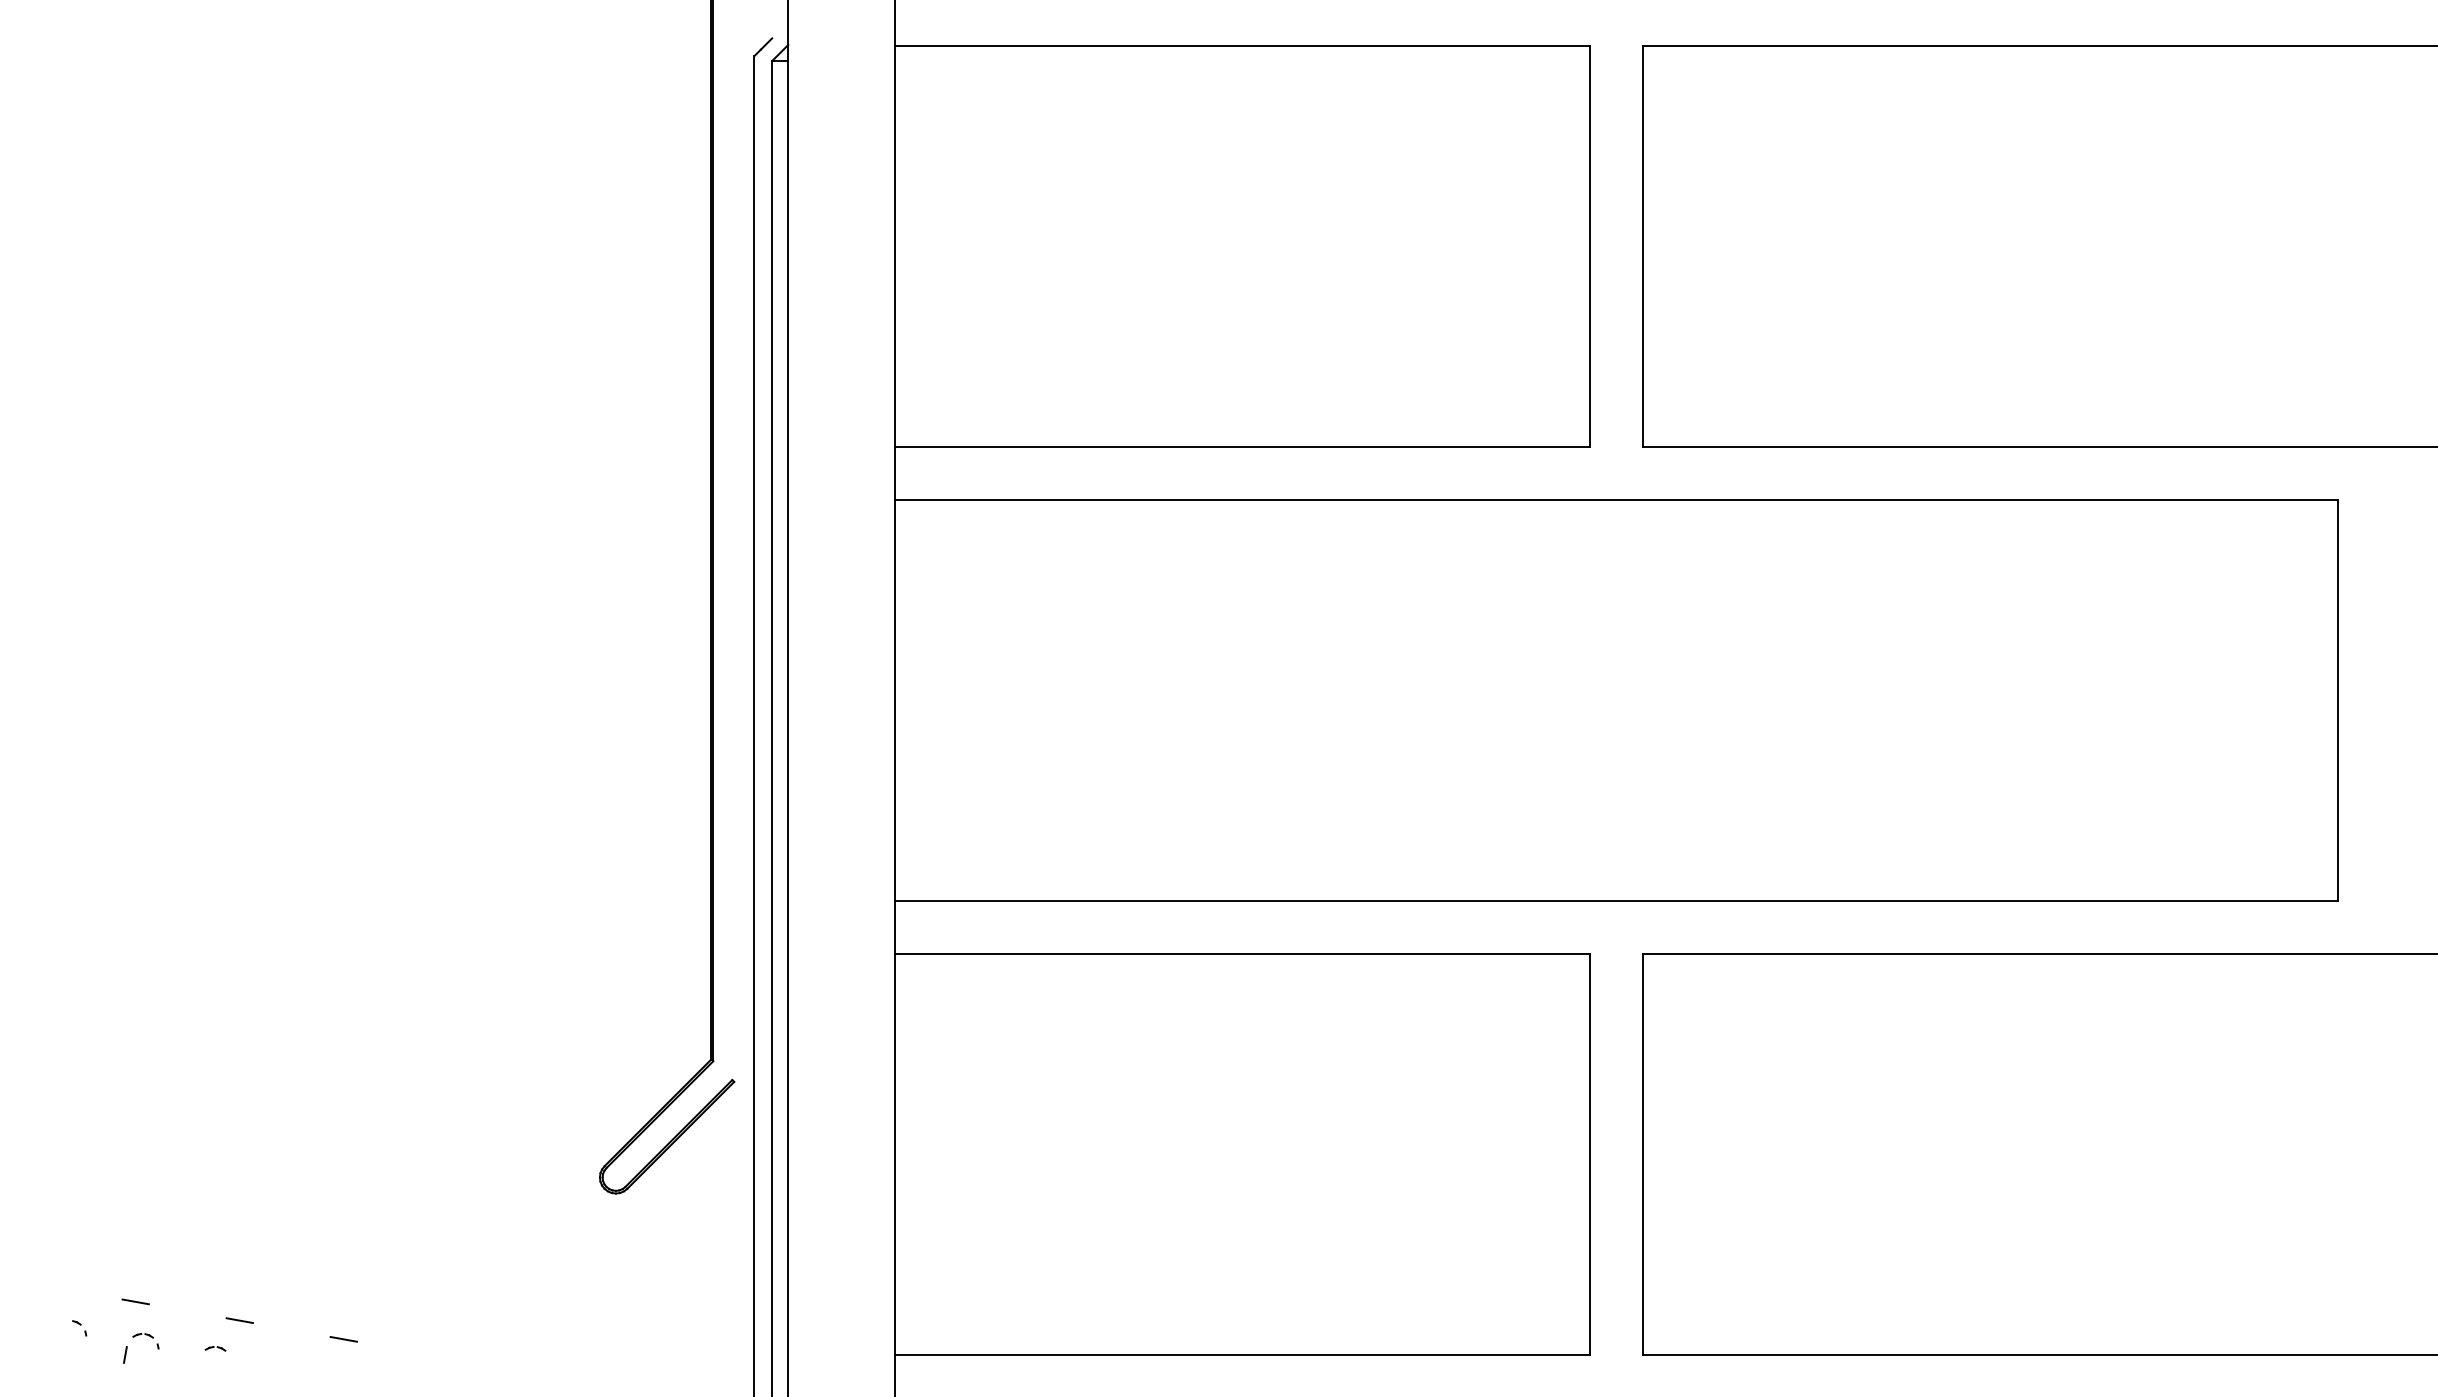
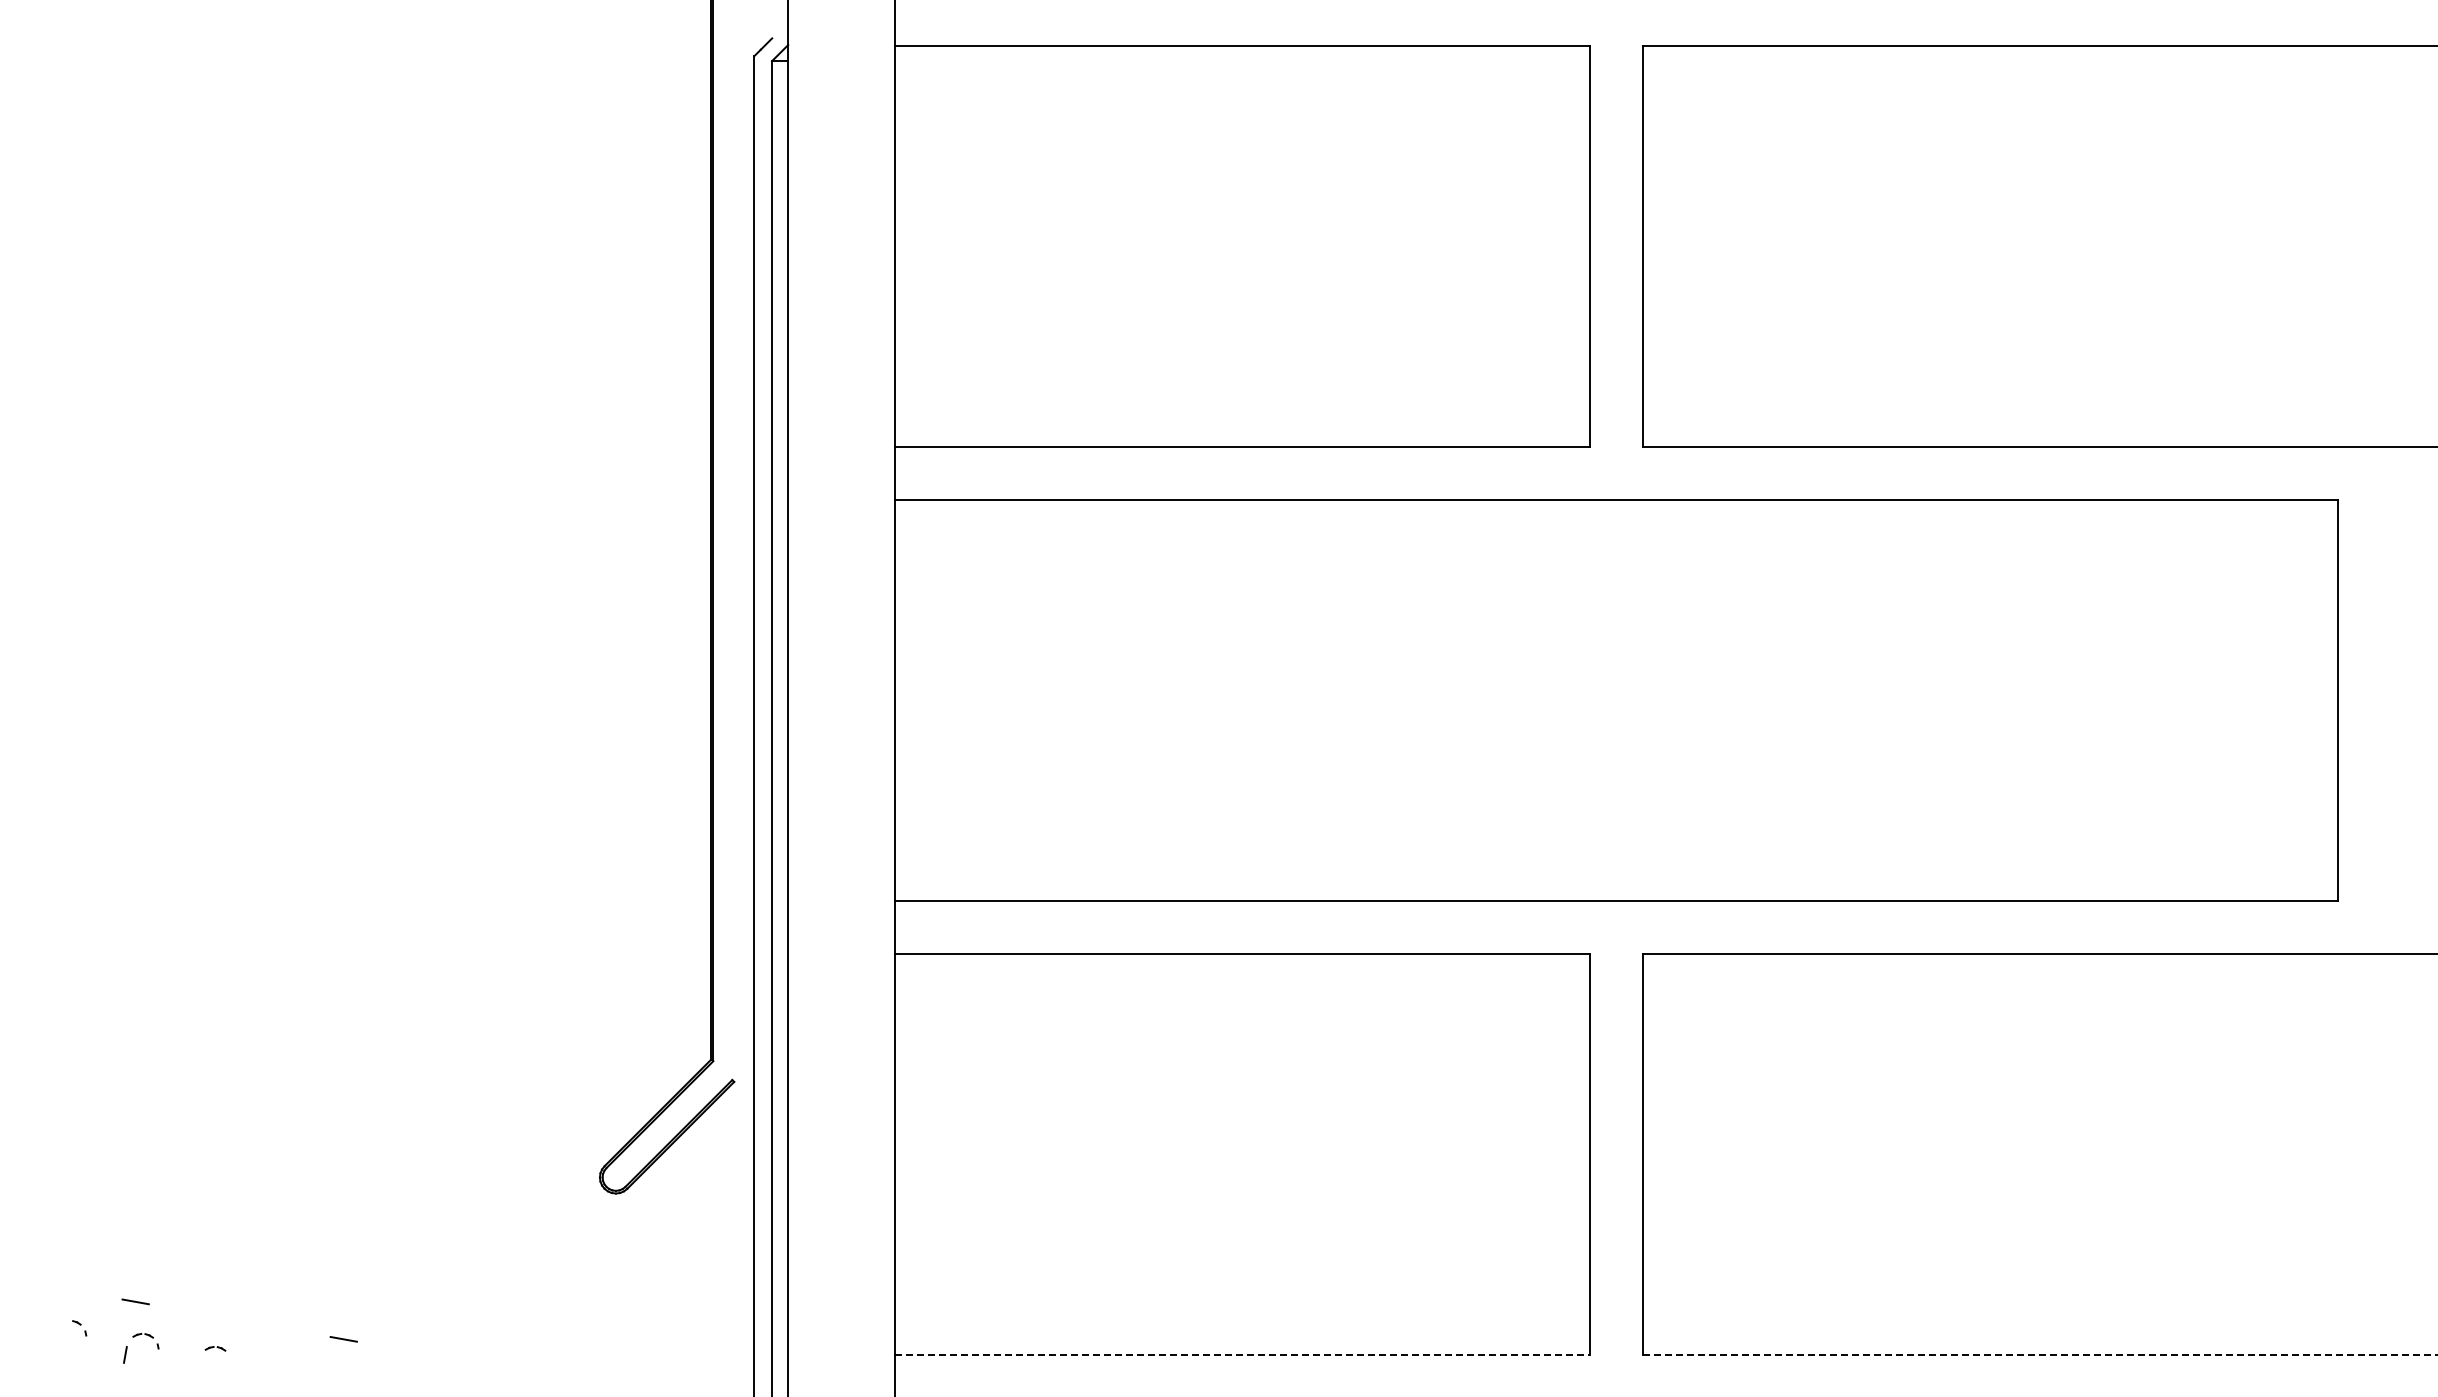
line: present -> none (239, 1320)
line: solid -> dashed (1243, 1355)
line: solid -> dashed (2041, 1355)
